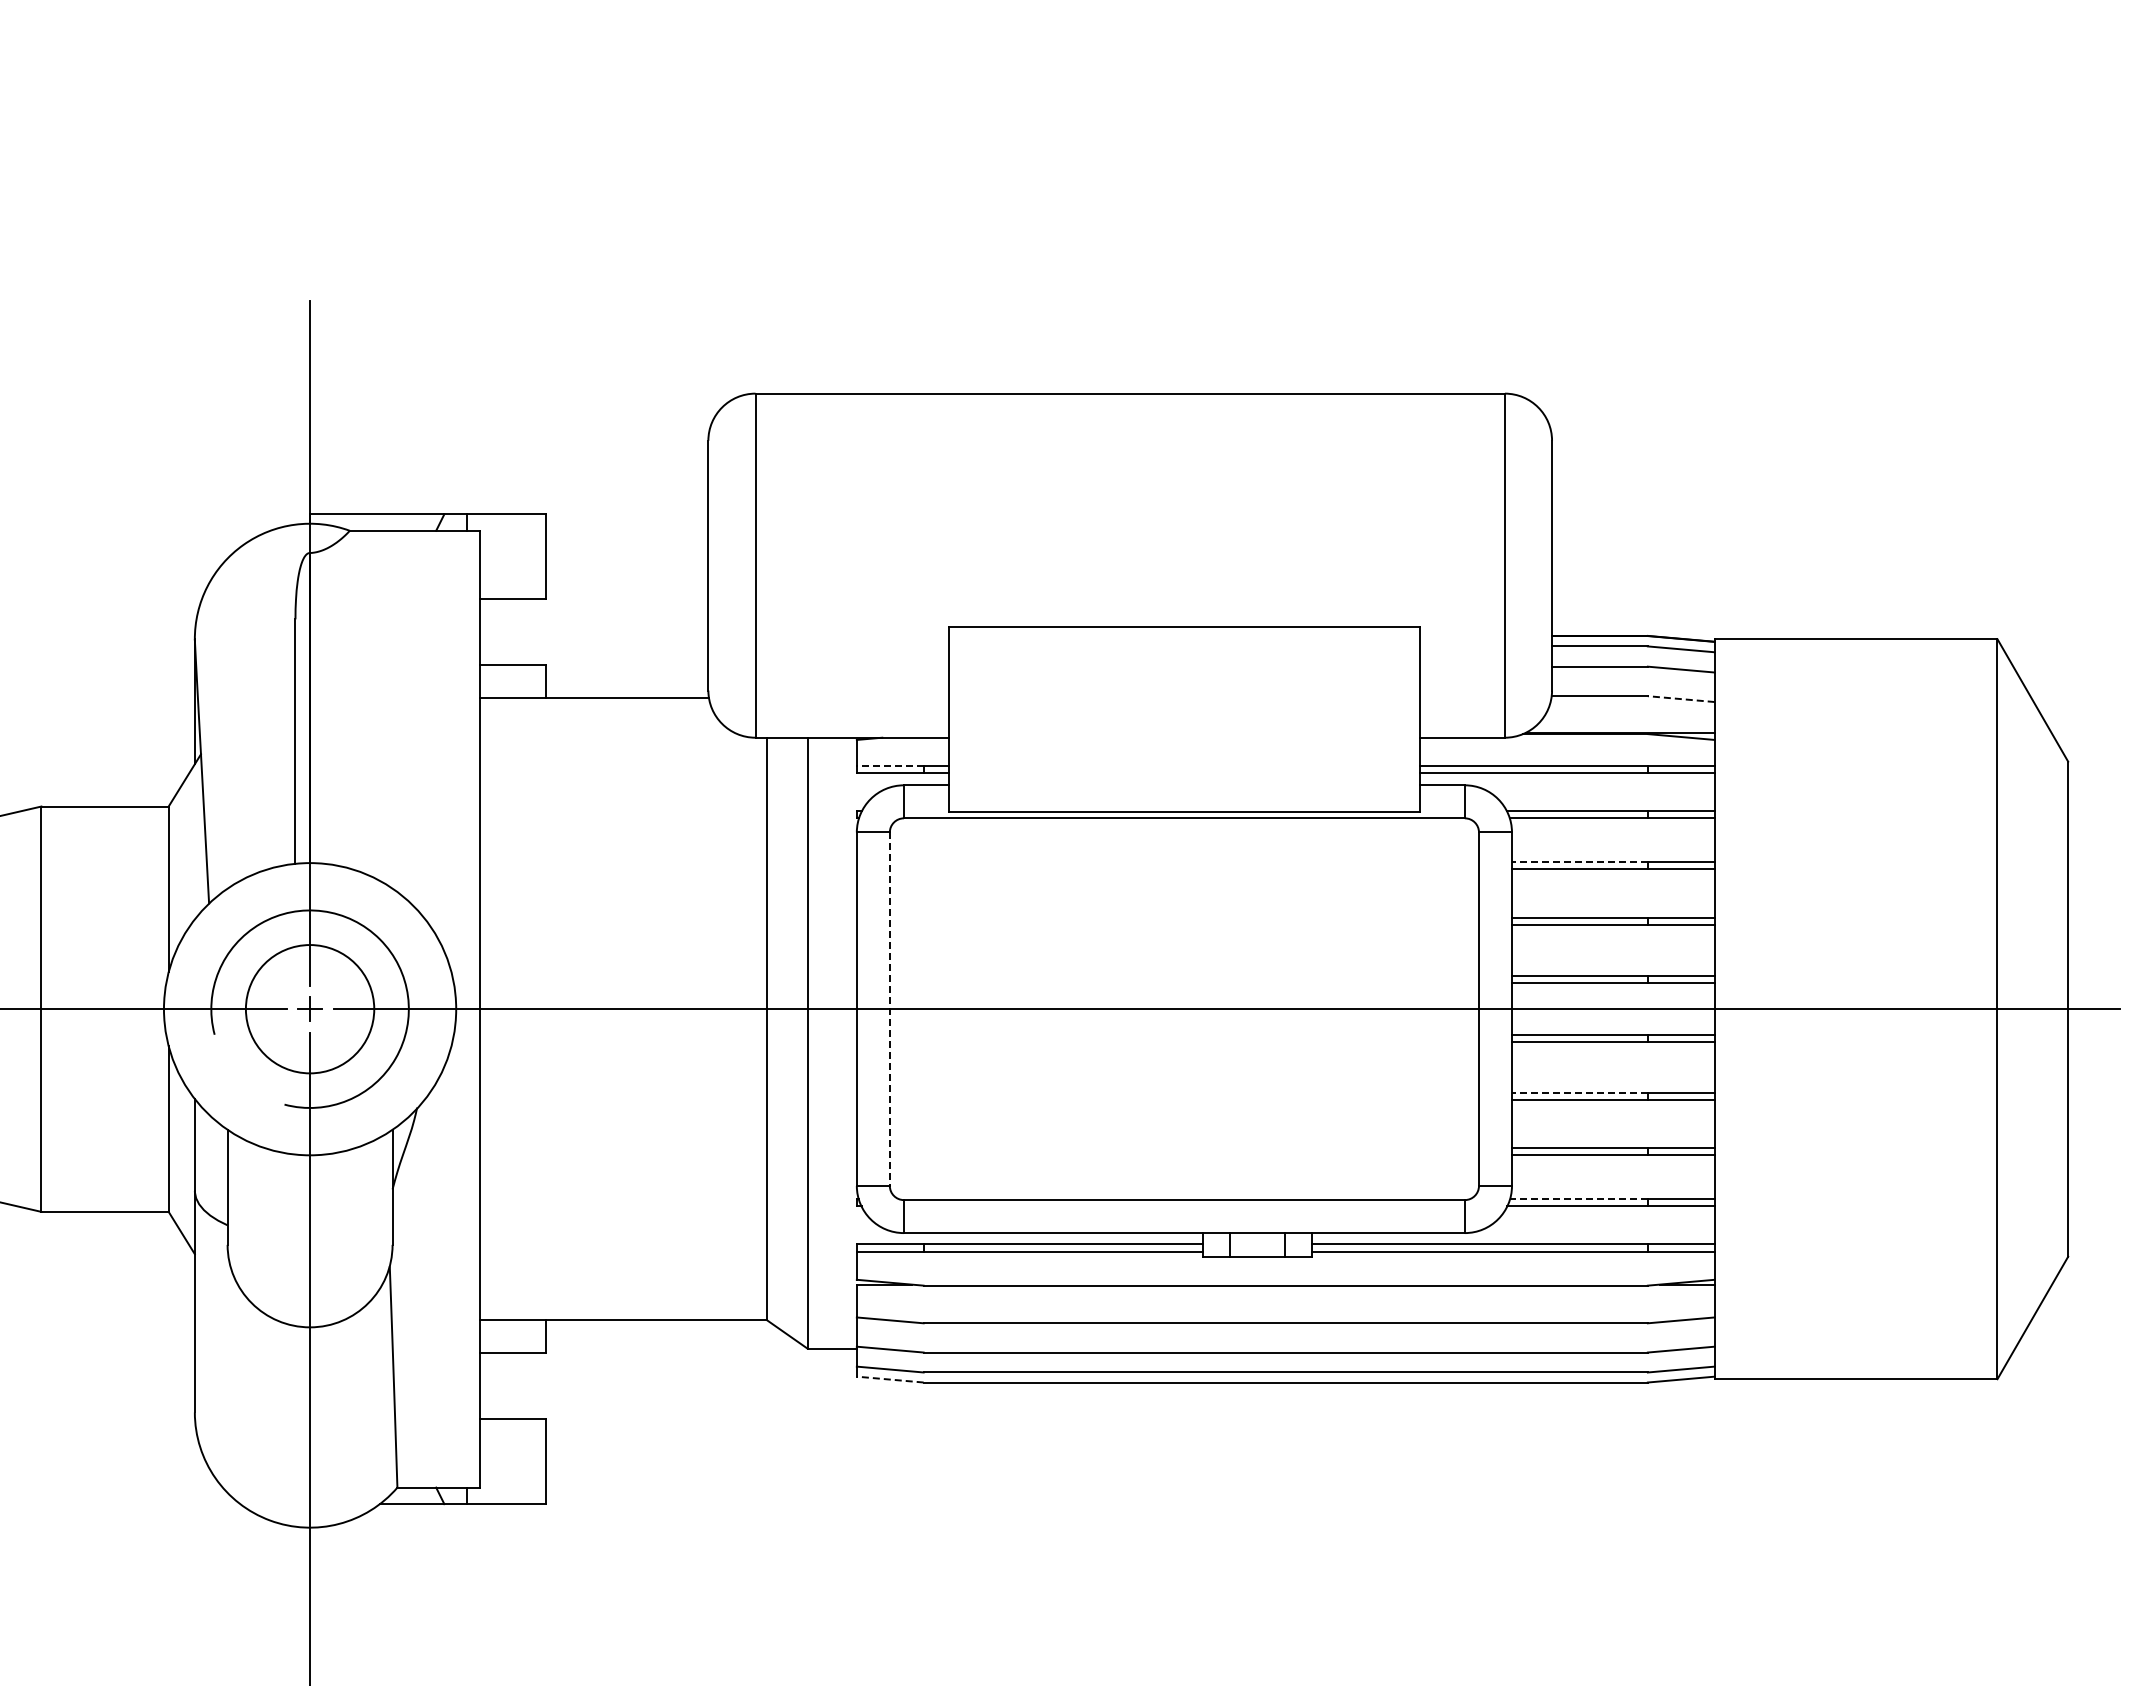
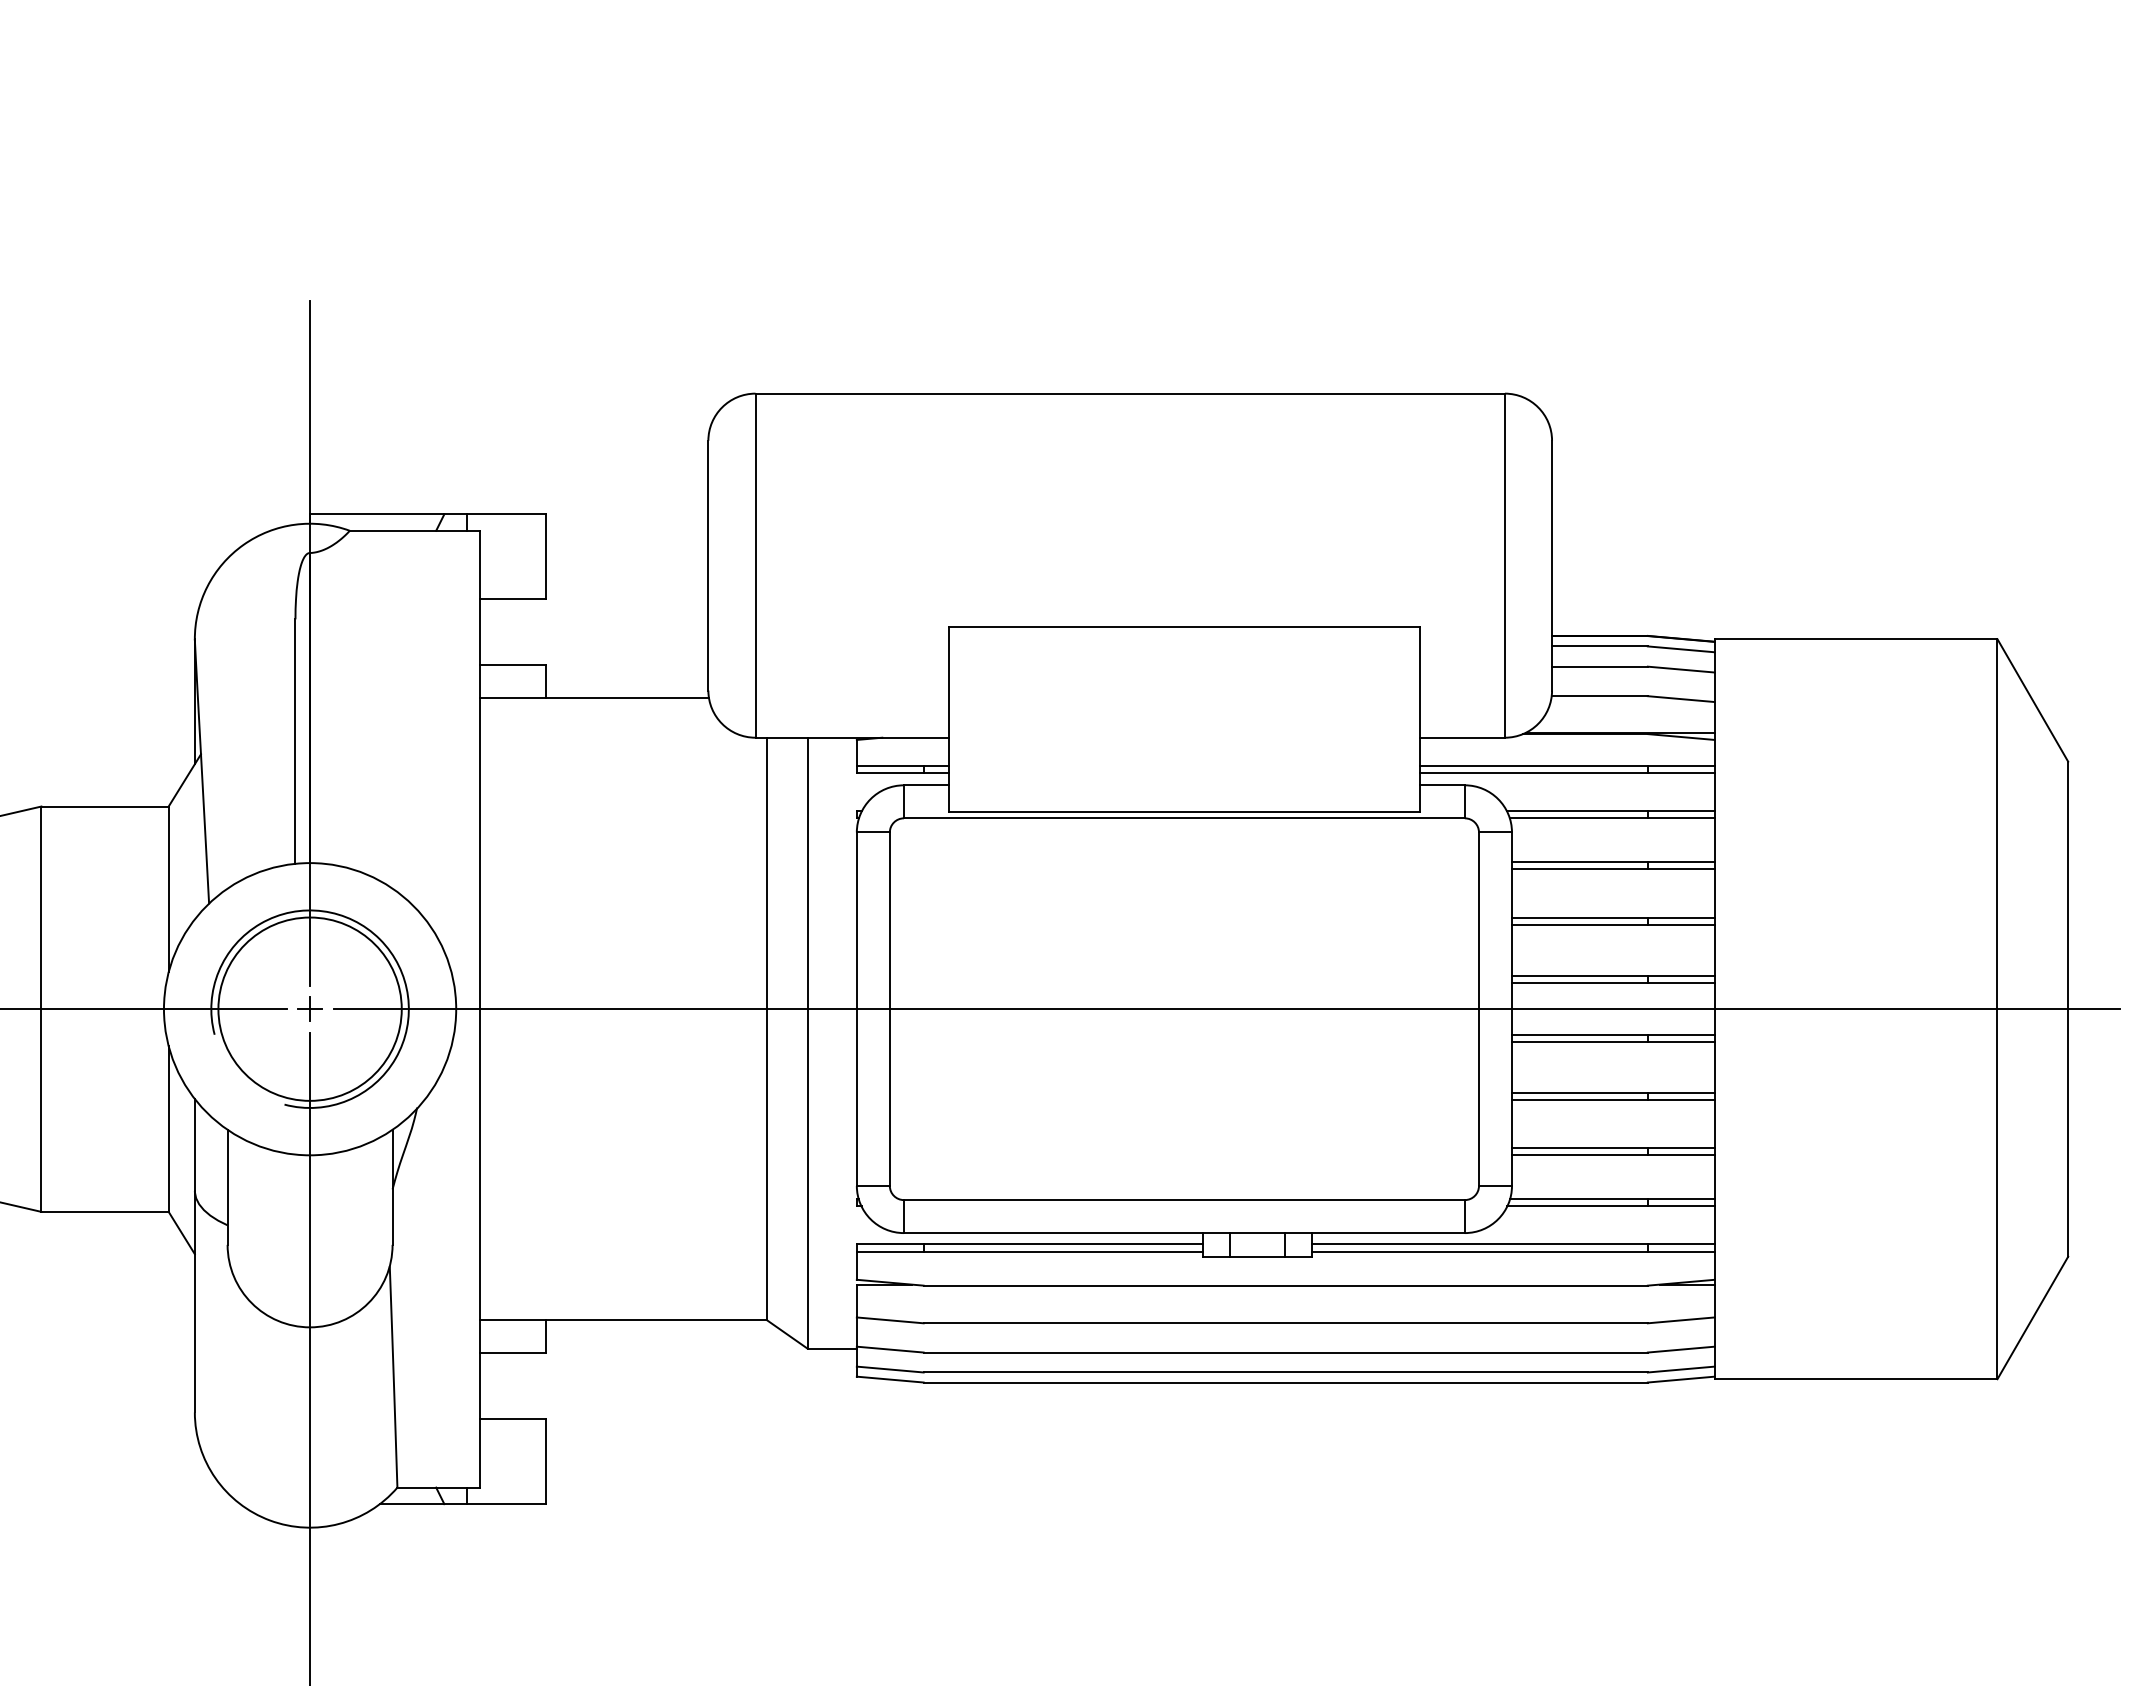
line: dashed -> solid (1681, 699)
line: dashed -> solid (889, 765)
line: dashed -> solid (1579, 862)
circle diameter: 128 px -> 183 px (309, 1008)
line: dashed -> solid (889, 1009)
line: dashed -> solid (1579, 1092)
line: dashed -> solid (1579, 1199)
line: dashed -> solid (890, 1379)
